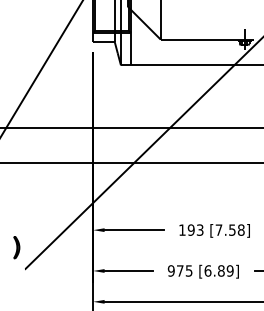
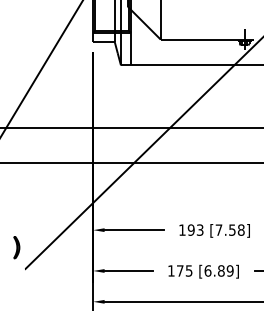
text: 975 -> 175 (170, 270)
